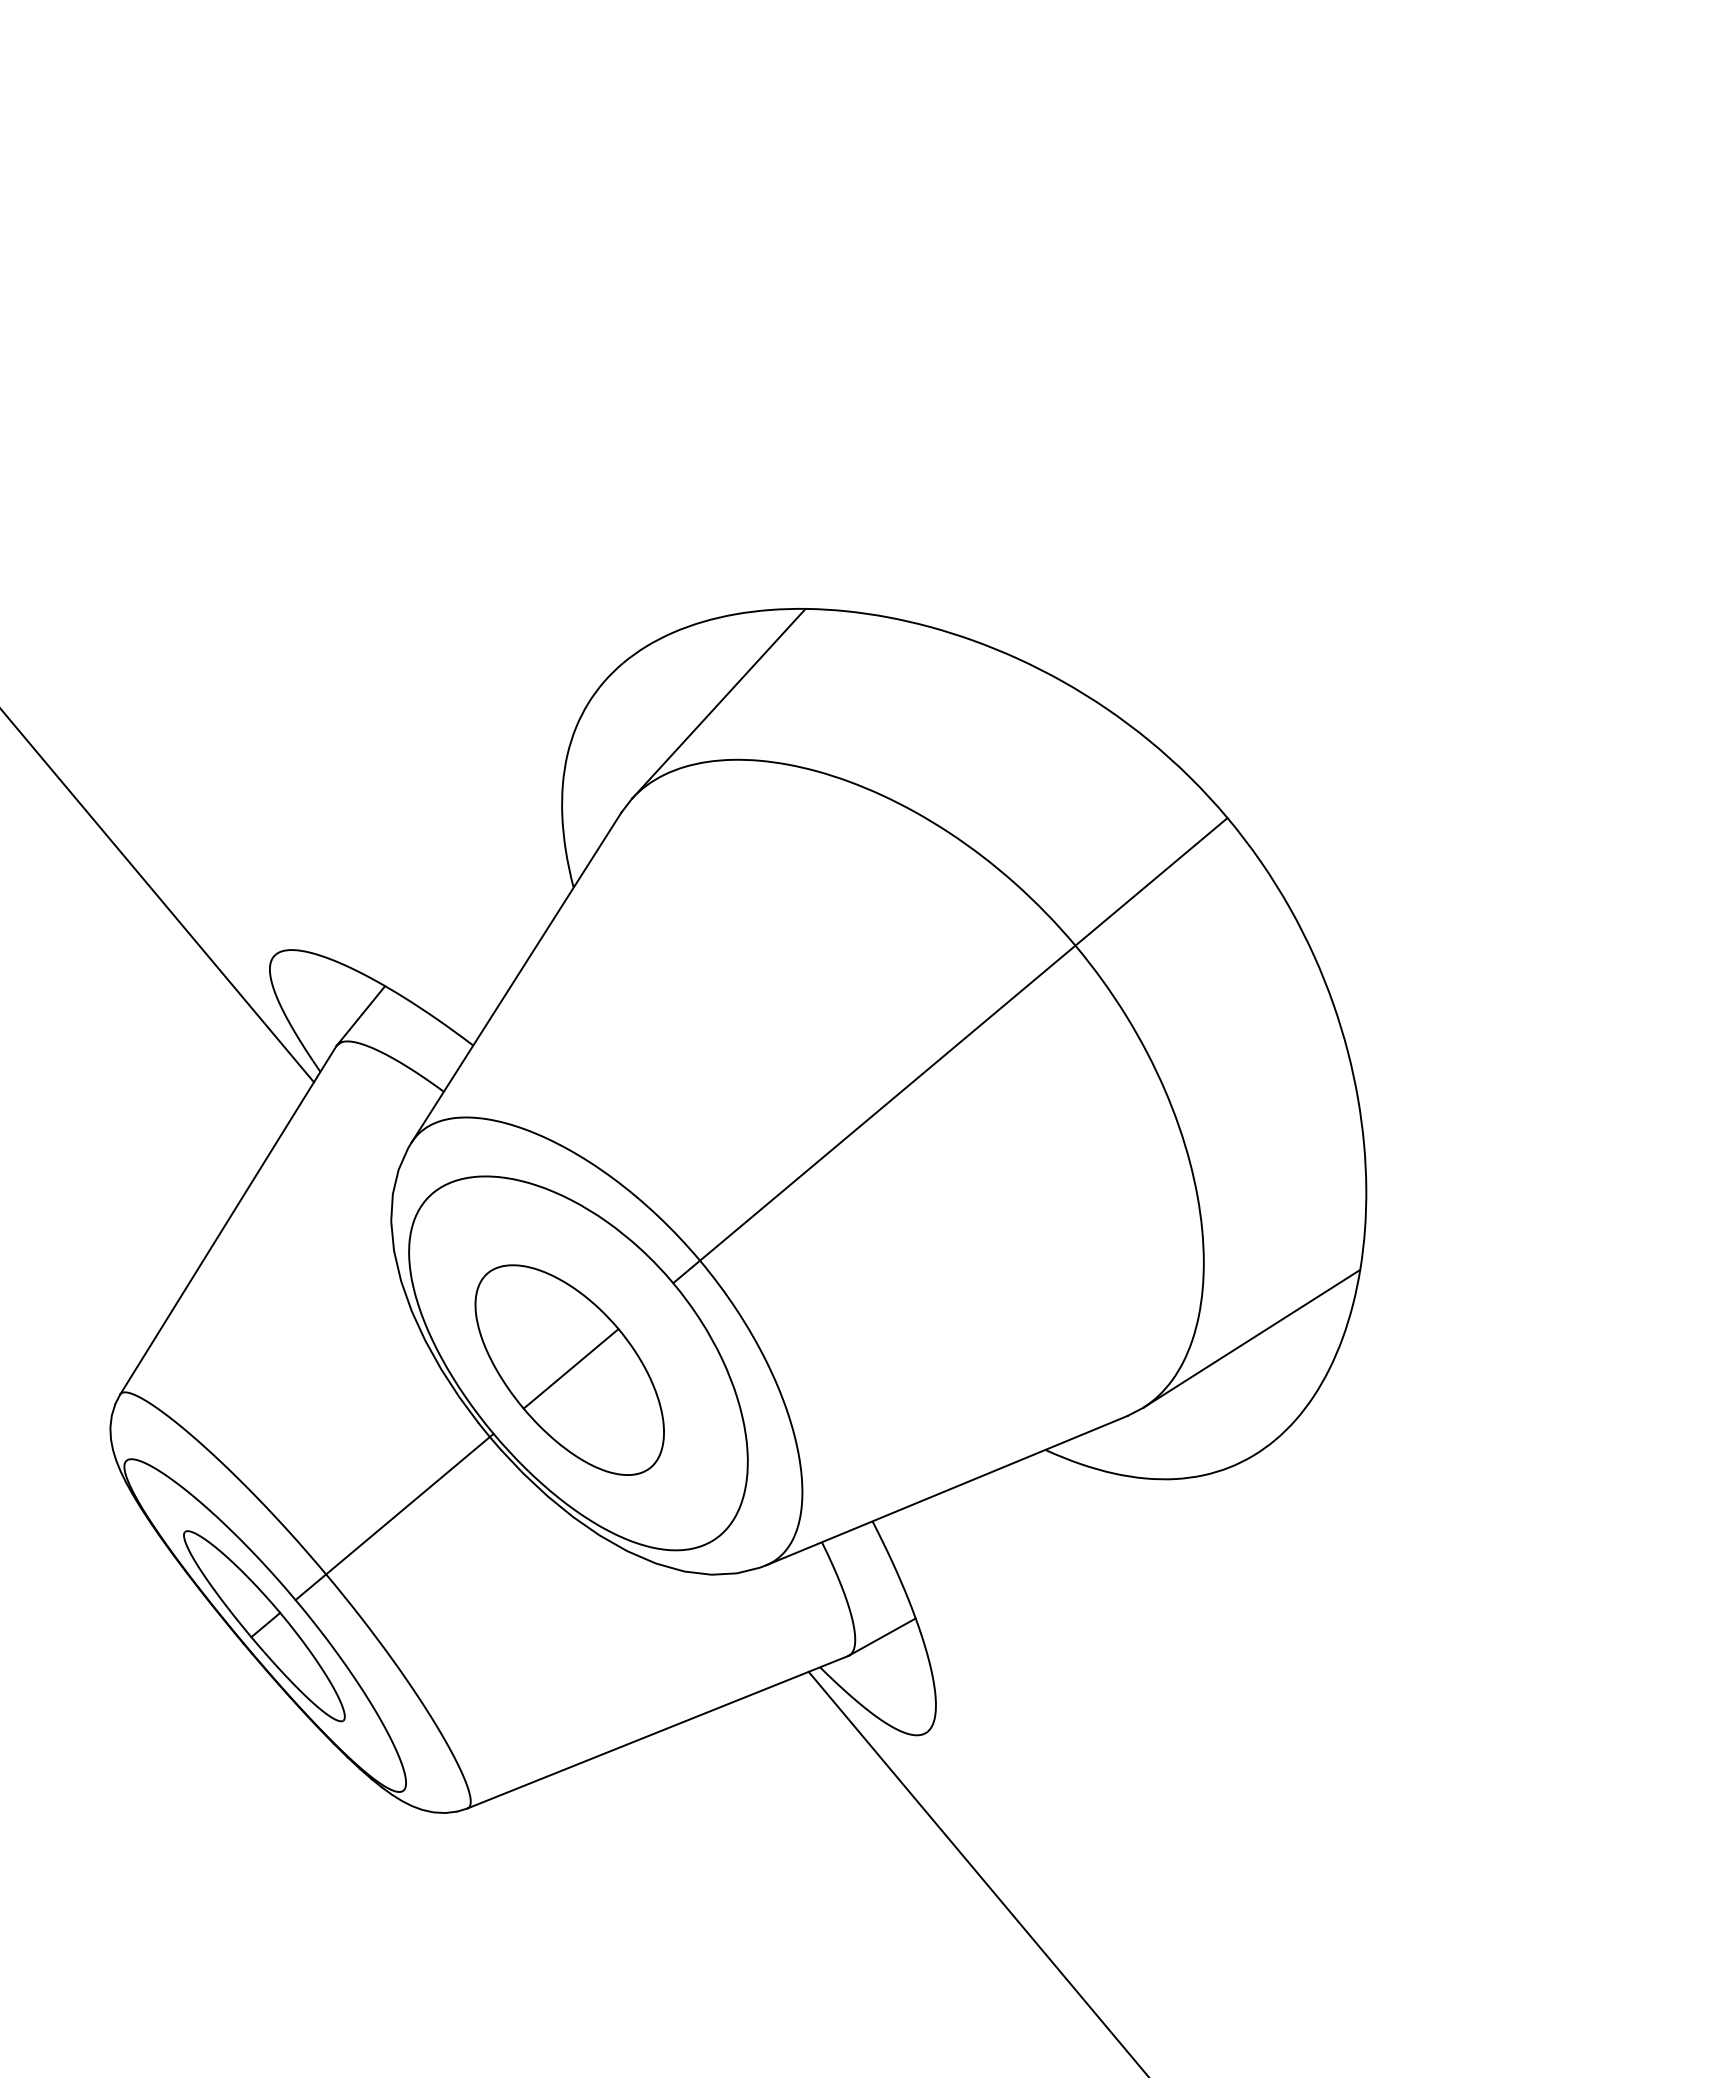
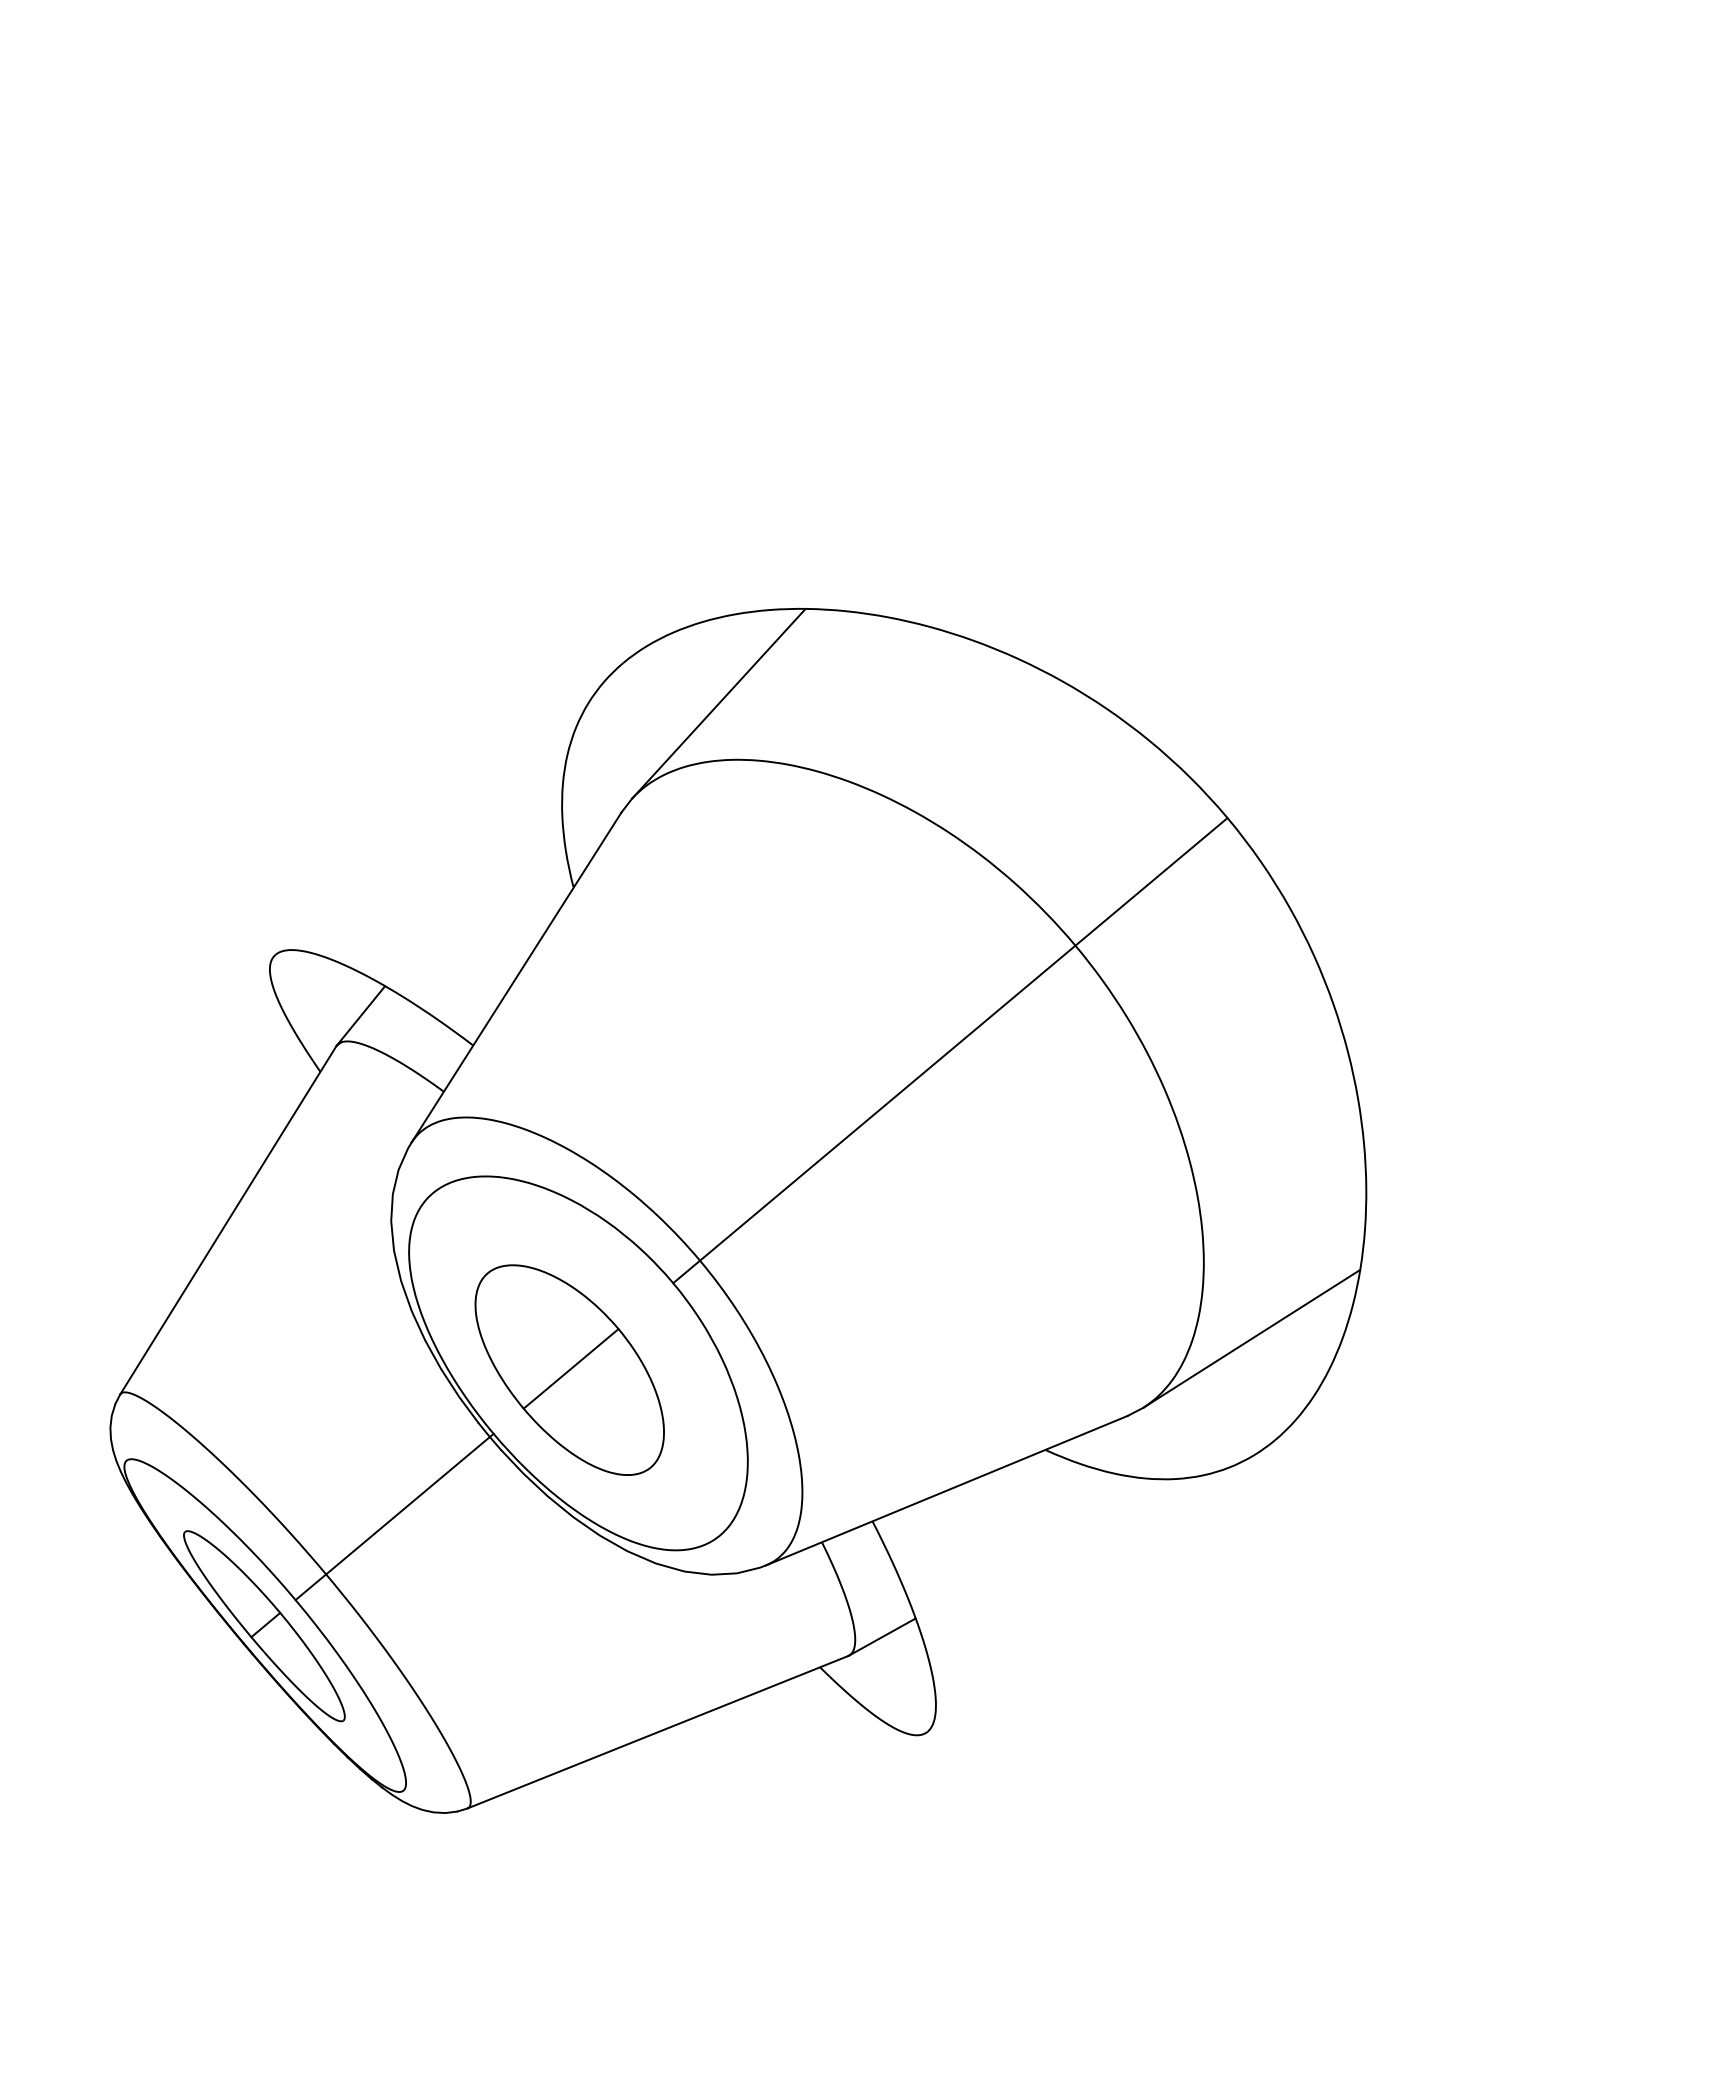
line: present -> none (157, 896)
line: present -> none (977, 1872)
